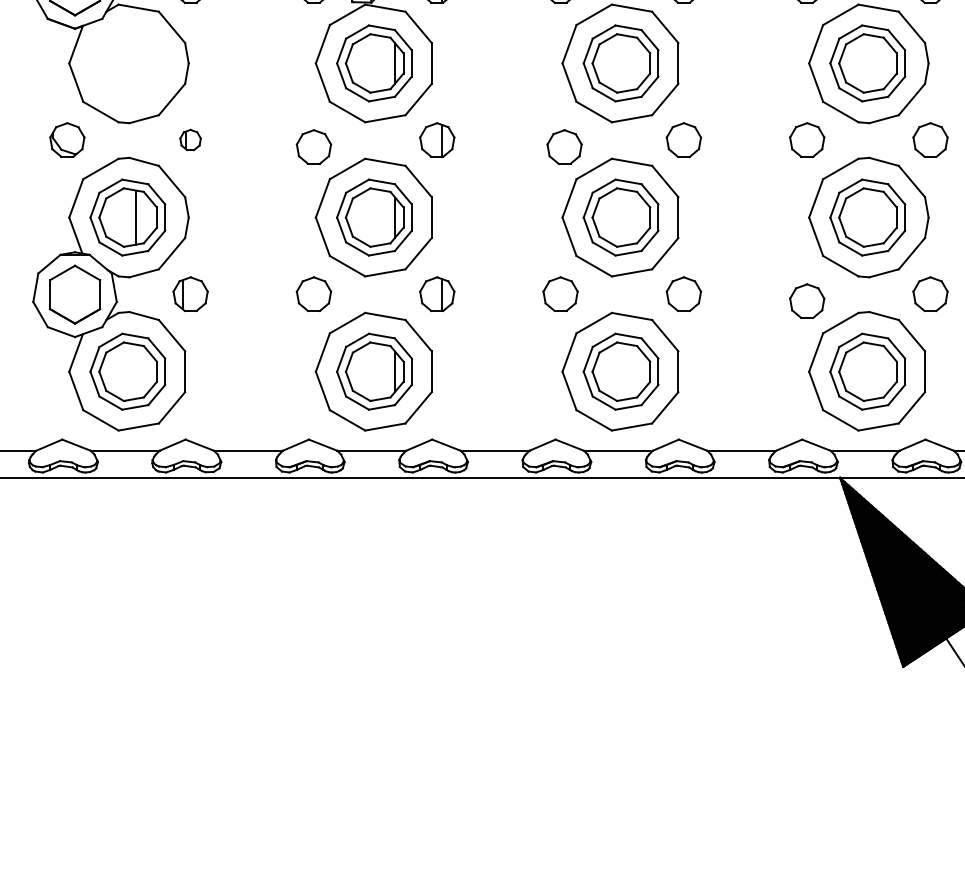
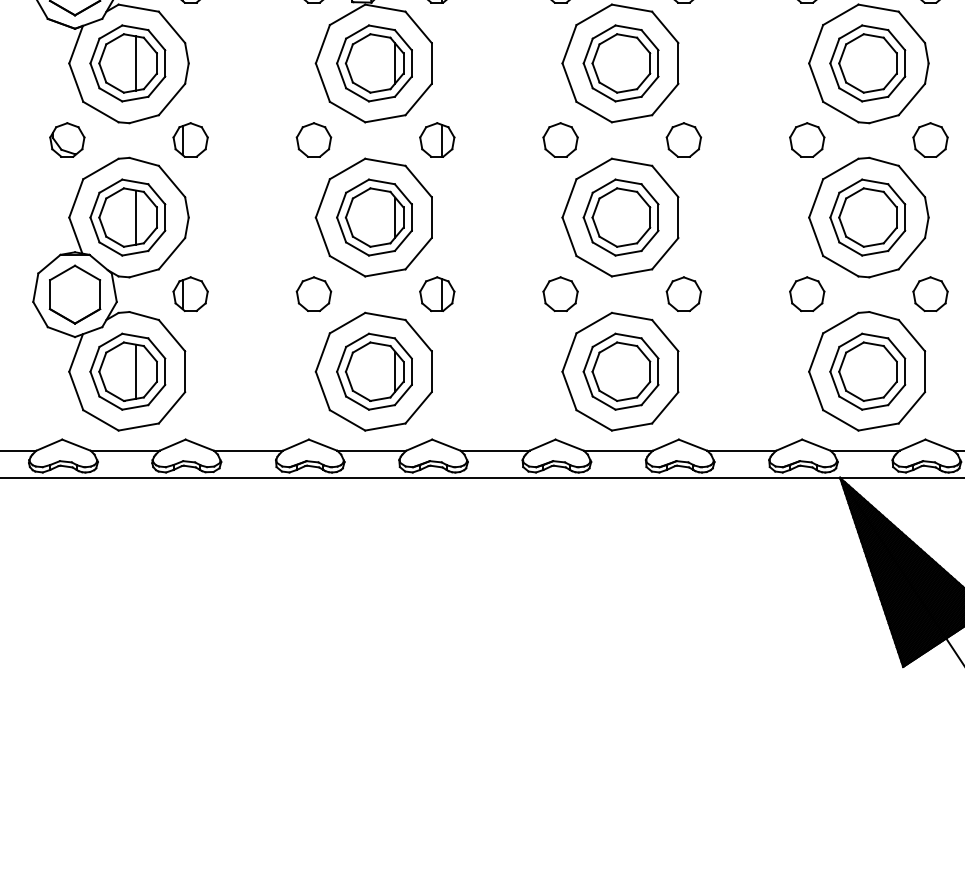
part: none -> present (127, 63)
part size: 23x24 px -> 37x36 px (190, 139)
part position: (313, 146) -> (313, 139) (313, 139)
part position: (564, 146) -> (560, 139) (560, 139)
part position: (807, 300) -> (807, 293) (807, 293)
line: none -> present (135, 371)
